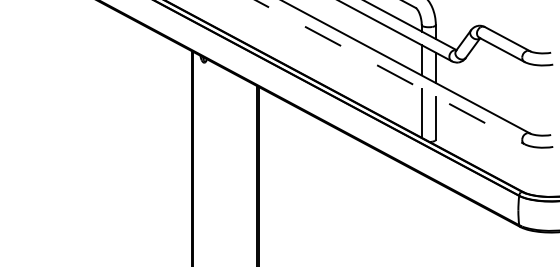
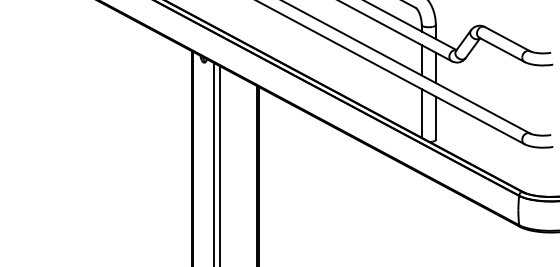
line: dashed -> solid (390, 72)
line: none -> present (214, 163)
line: none -> present (219, 164)
